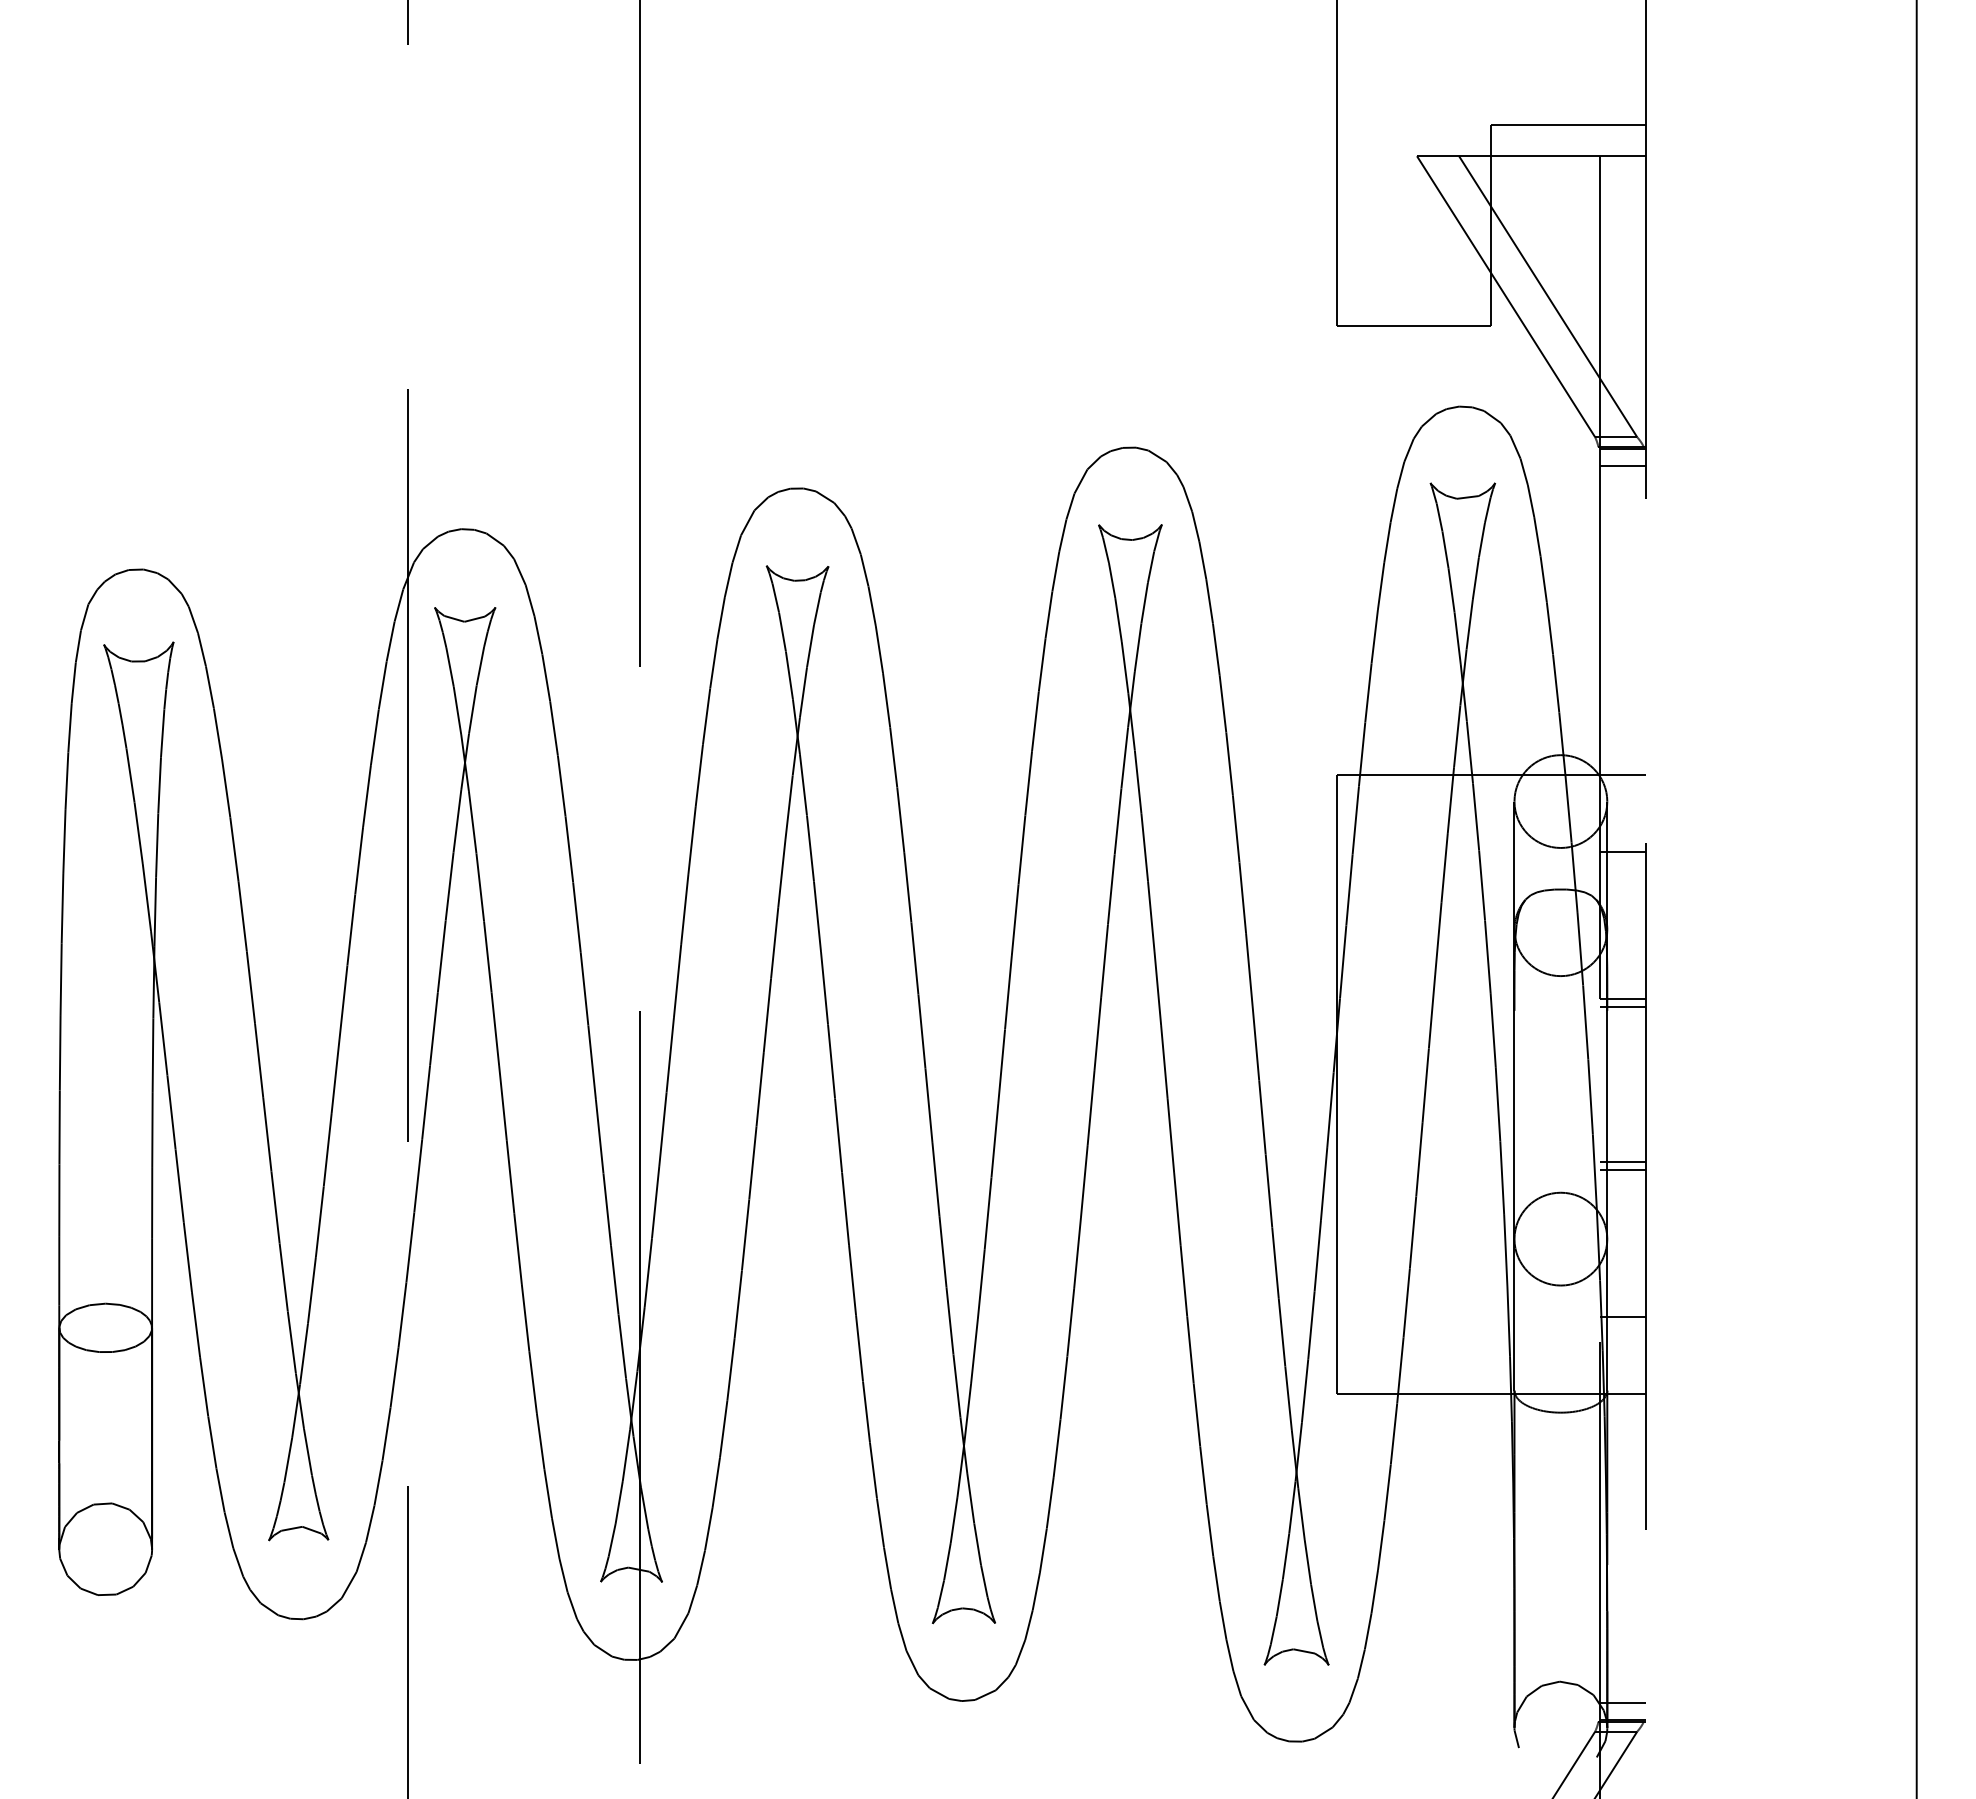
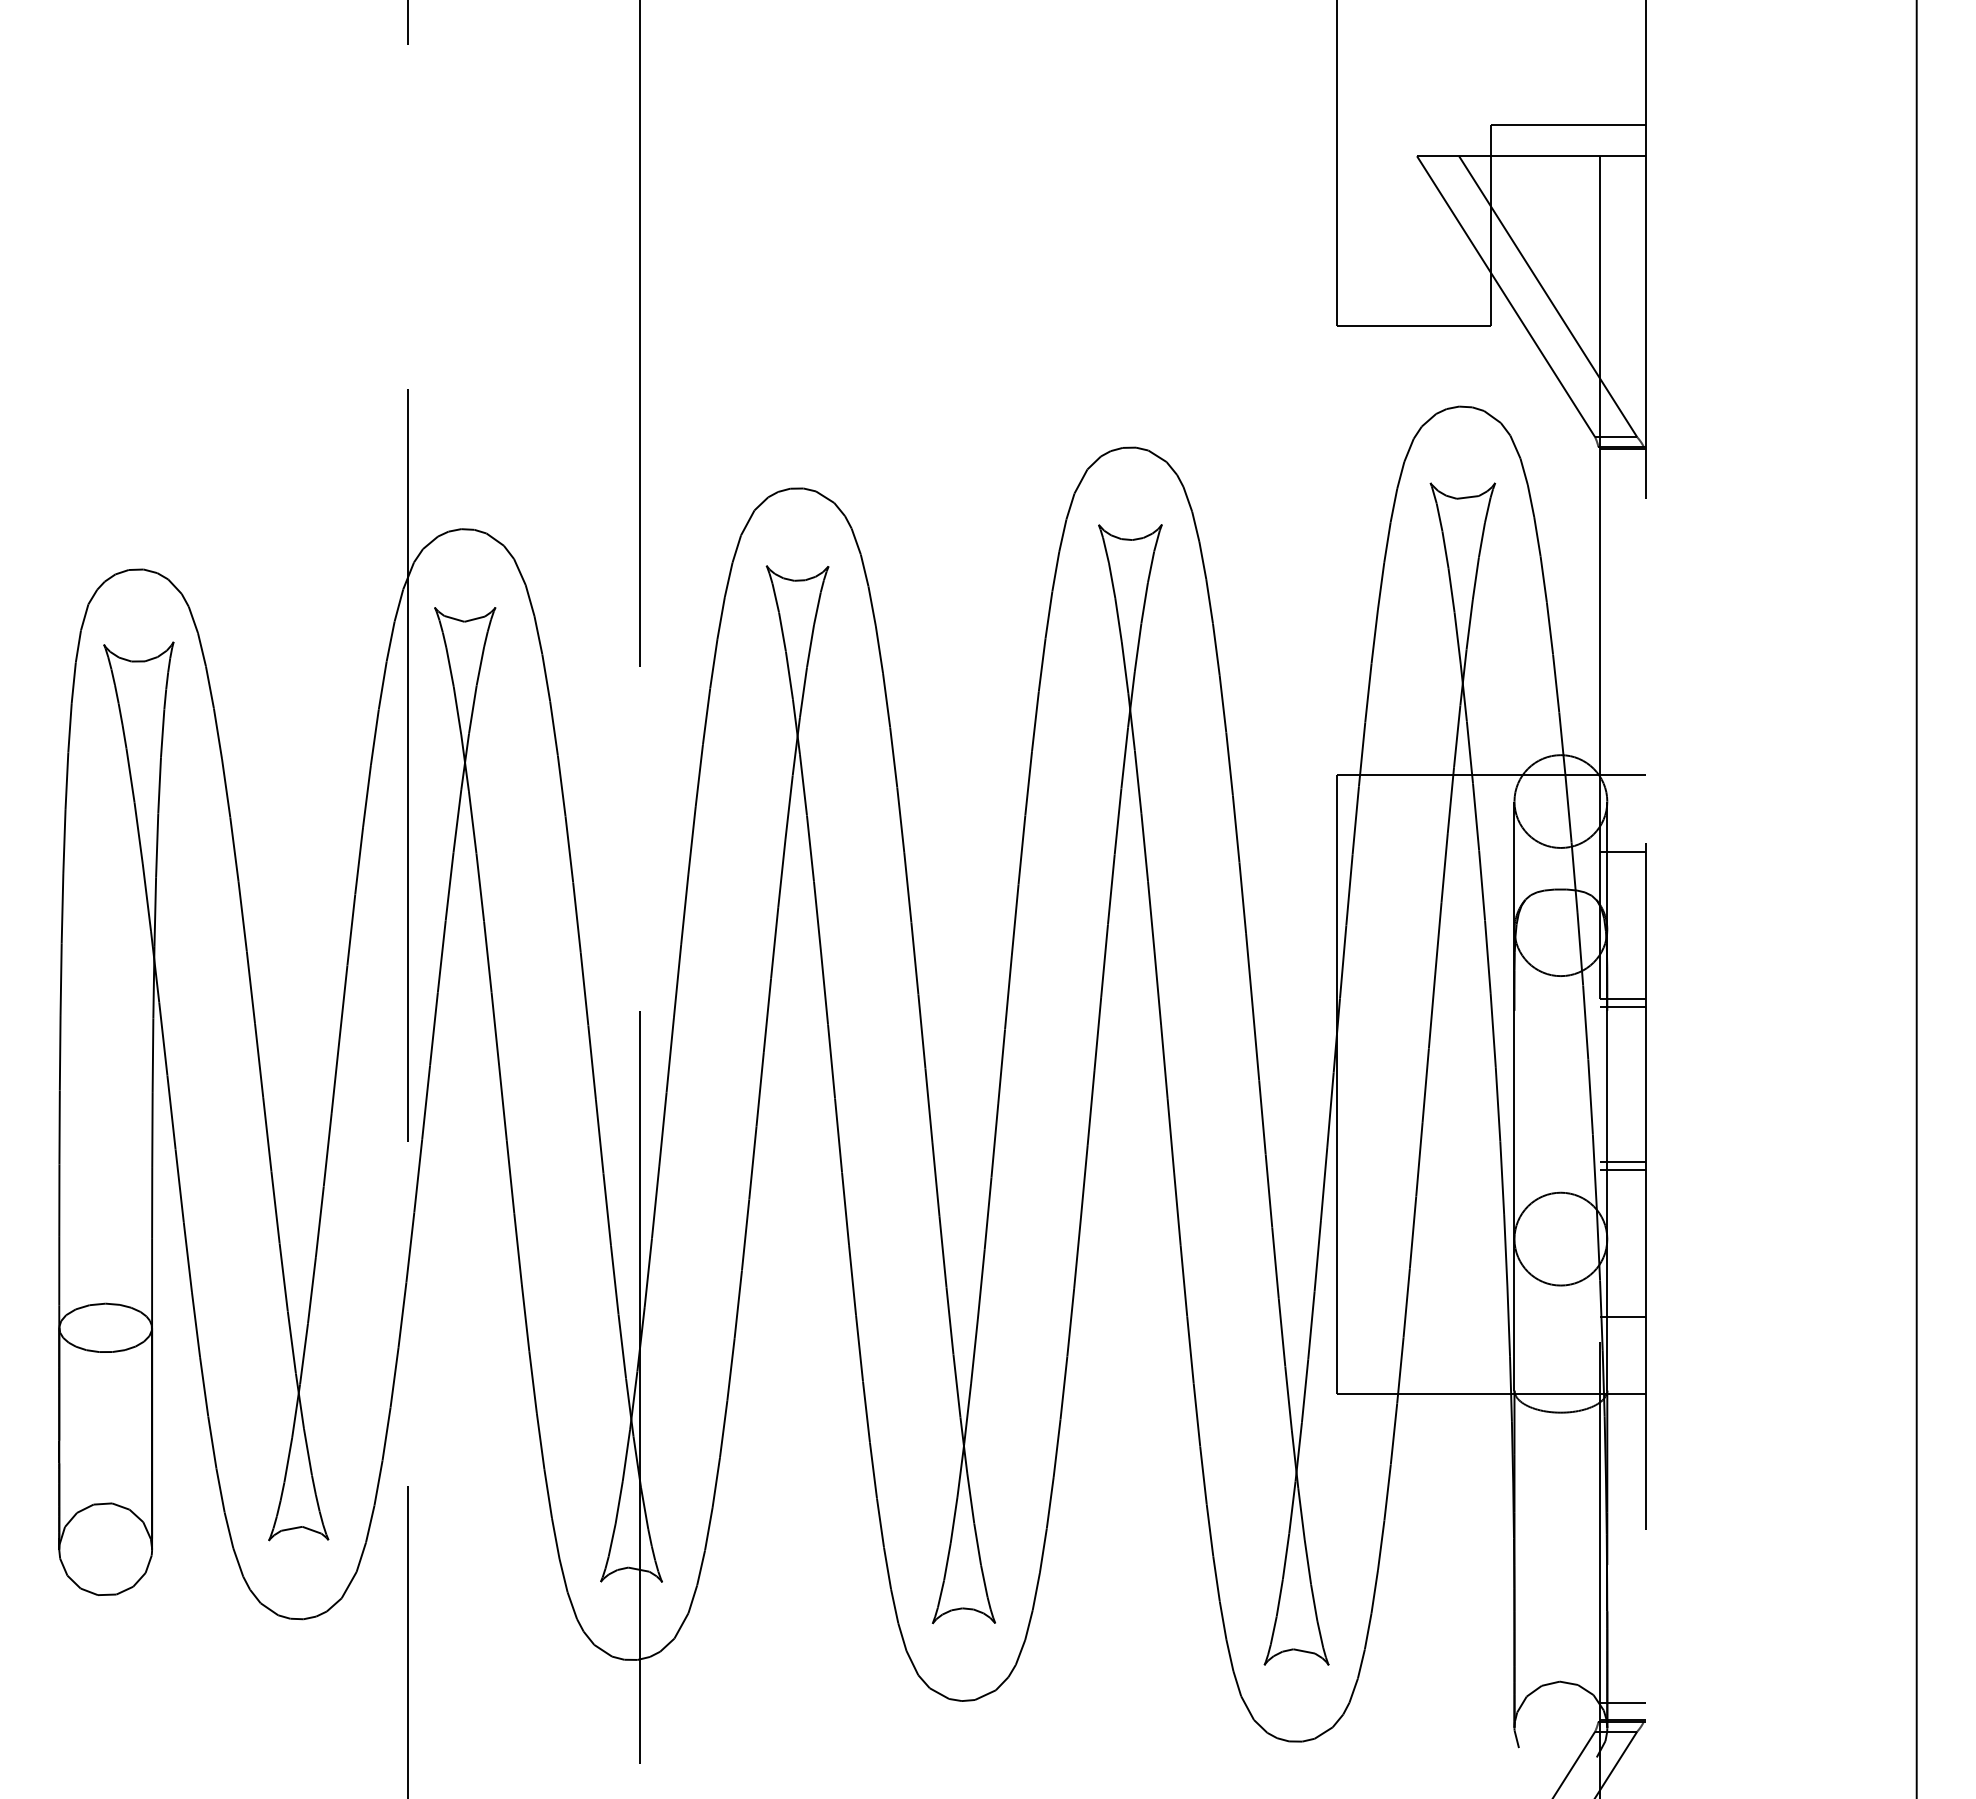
line: present -> none (1622, 465)
